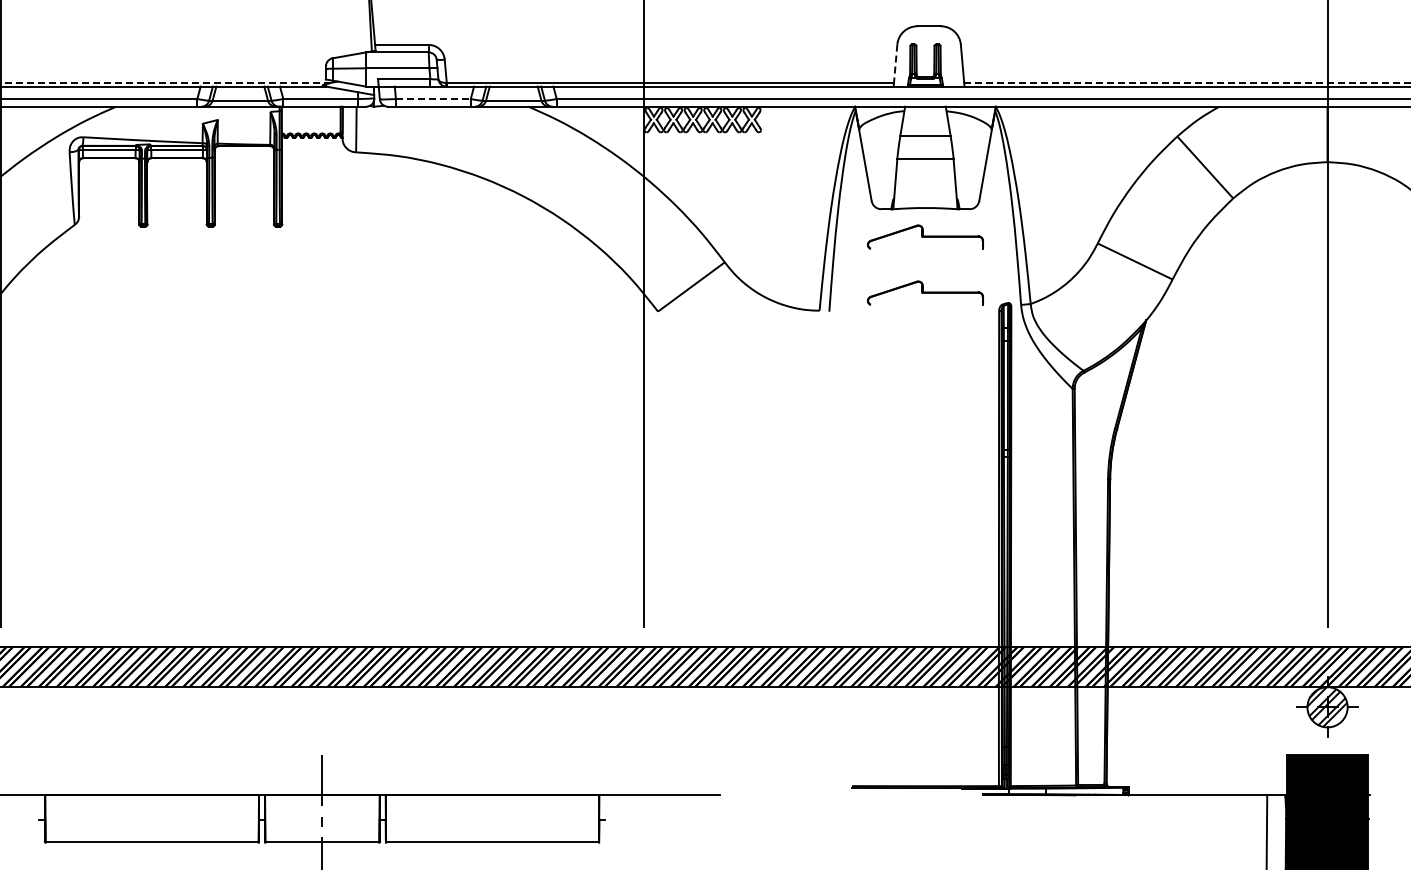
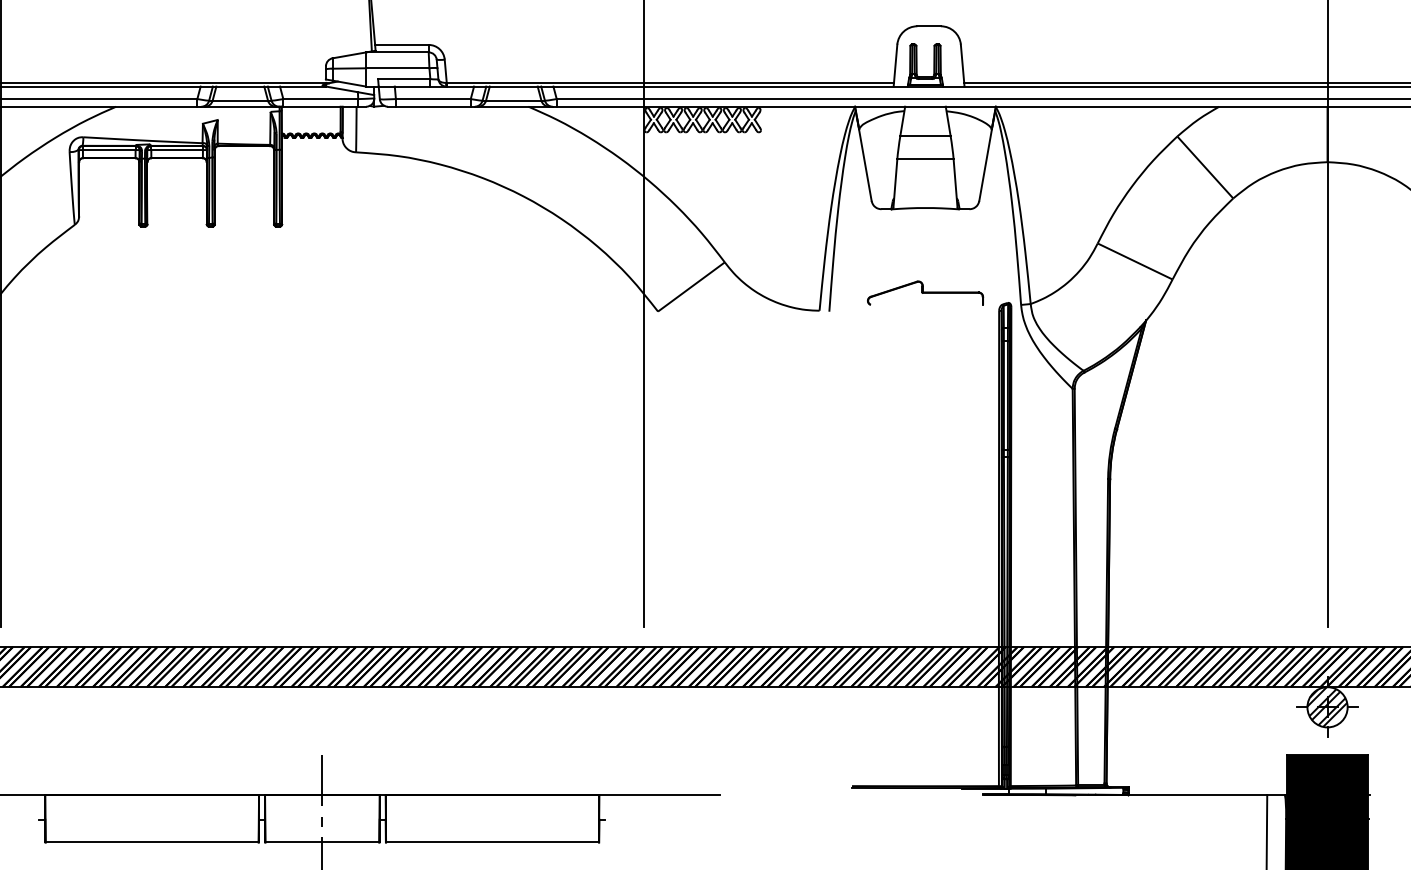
line: dashed -> solid (895, 64)
line: dashed -> solid (162, 82)
line: dashed -> solid (1188, 82)
line: dashed -> solid (433, 99)
part: present -> none (925, 236)
